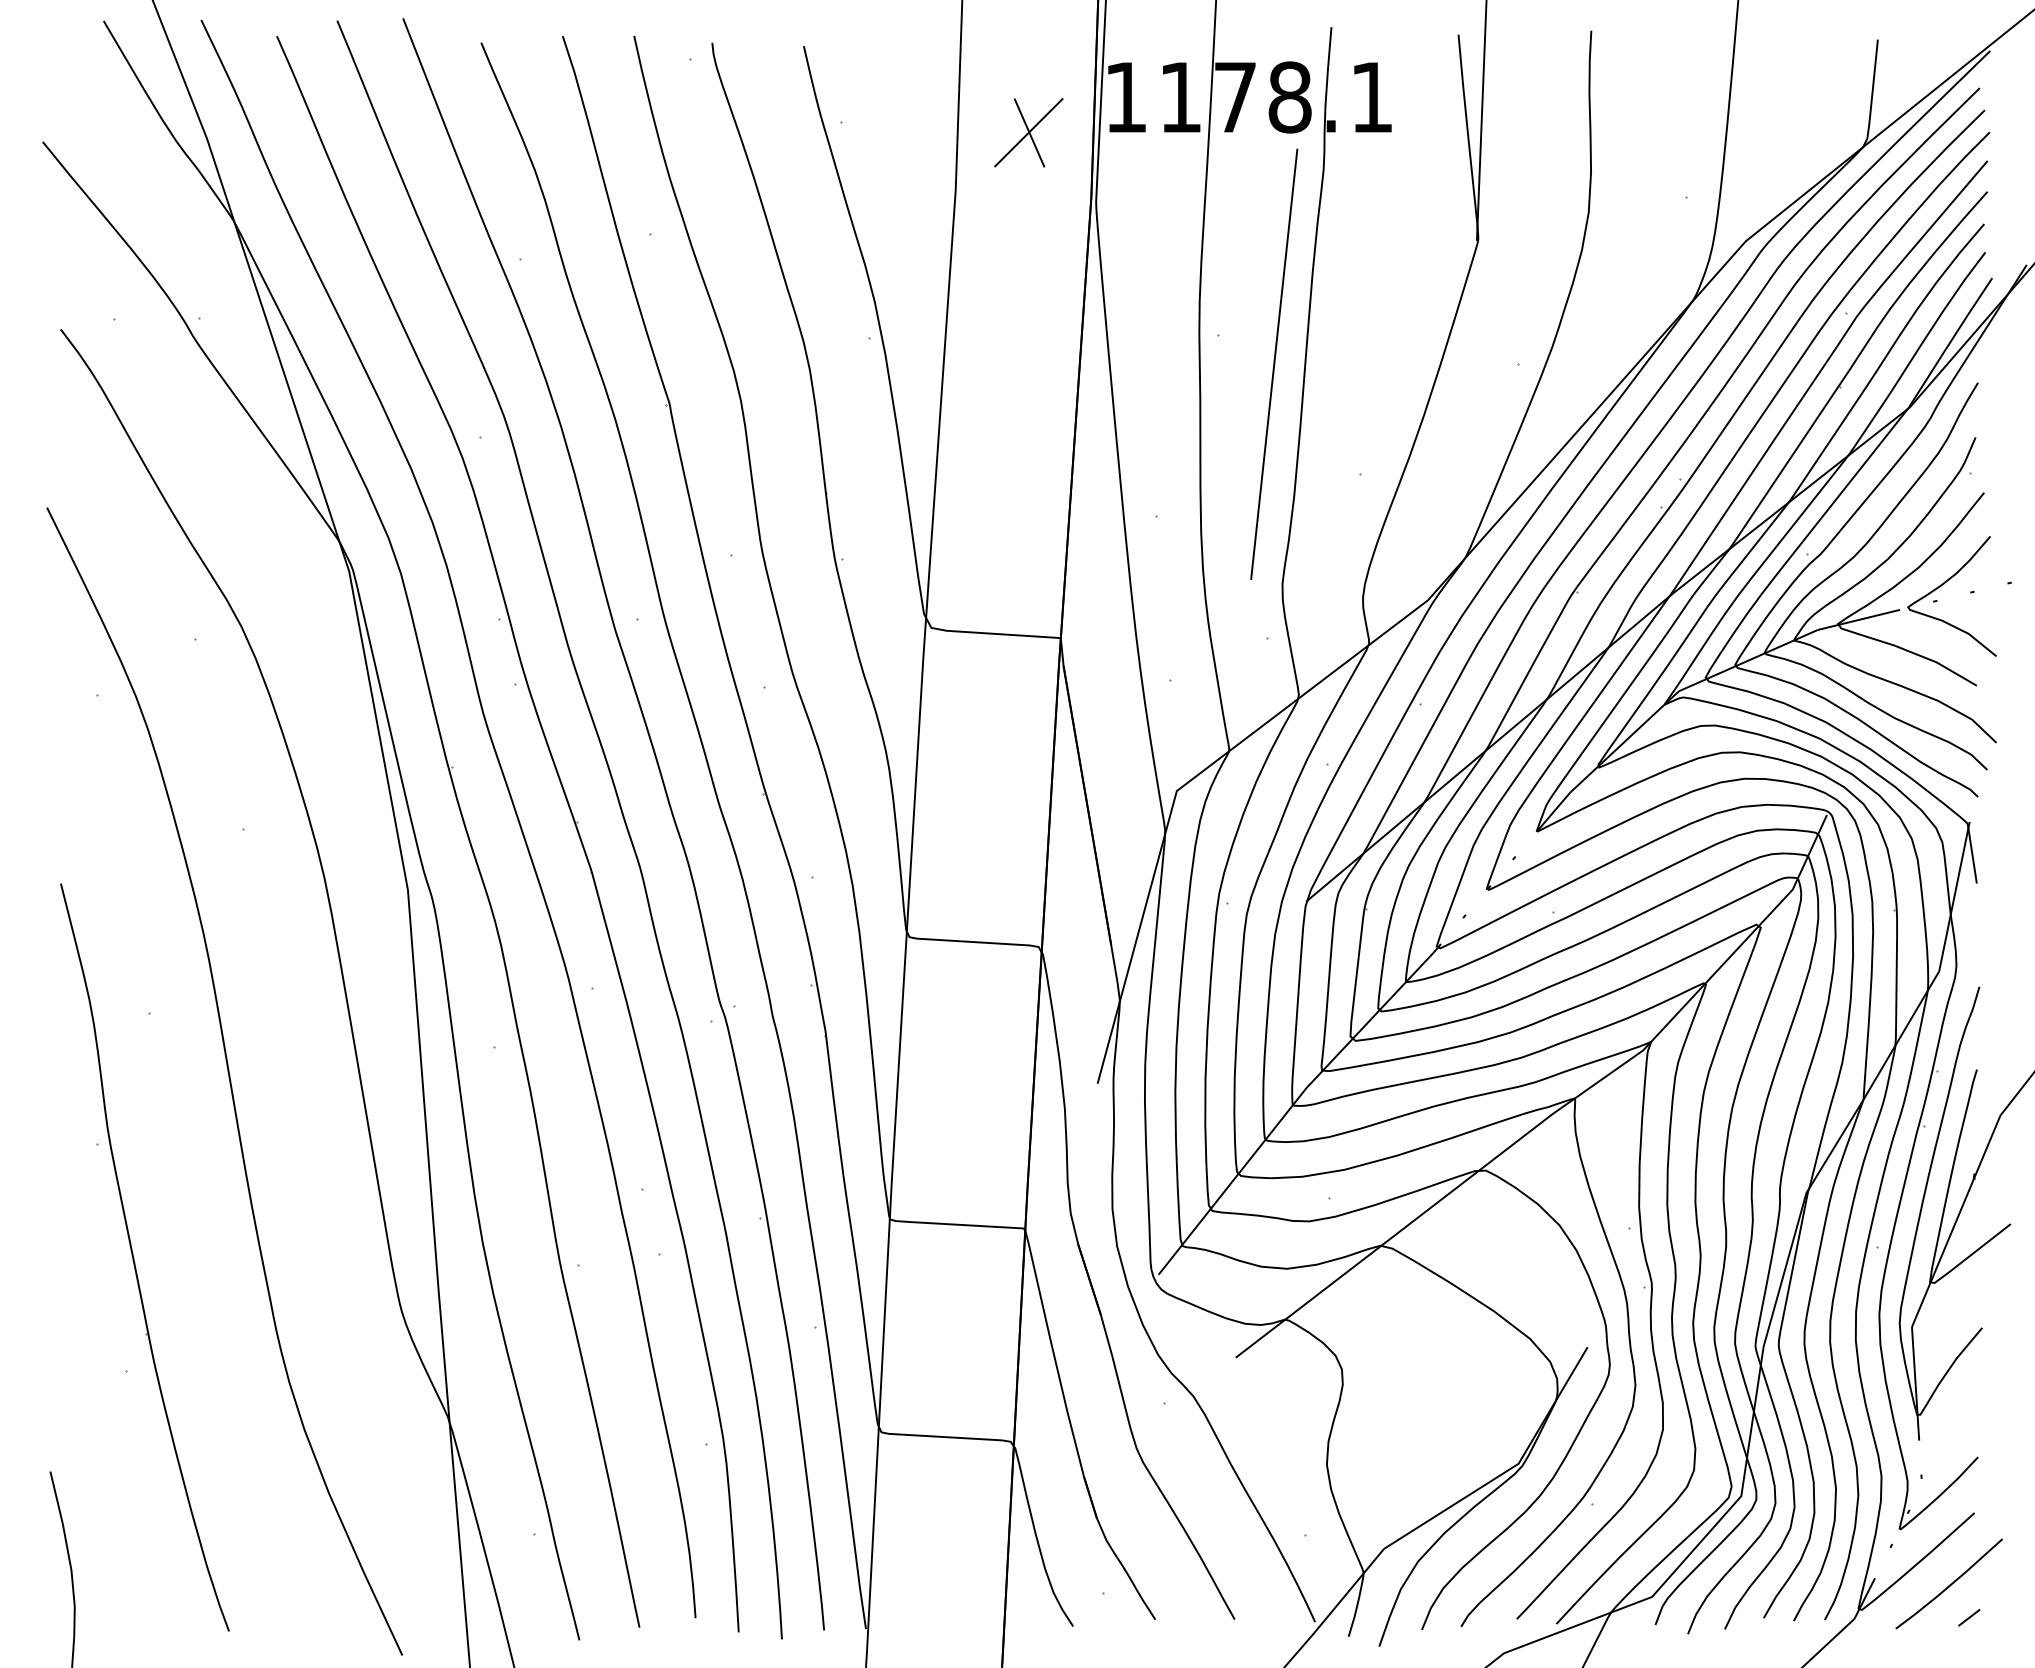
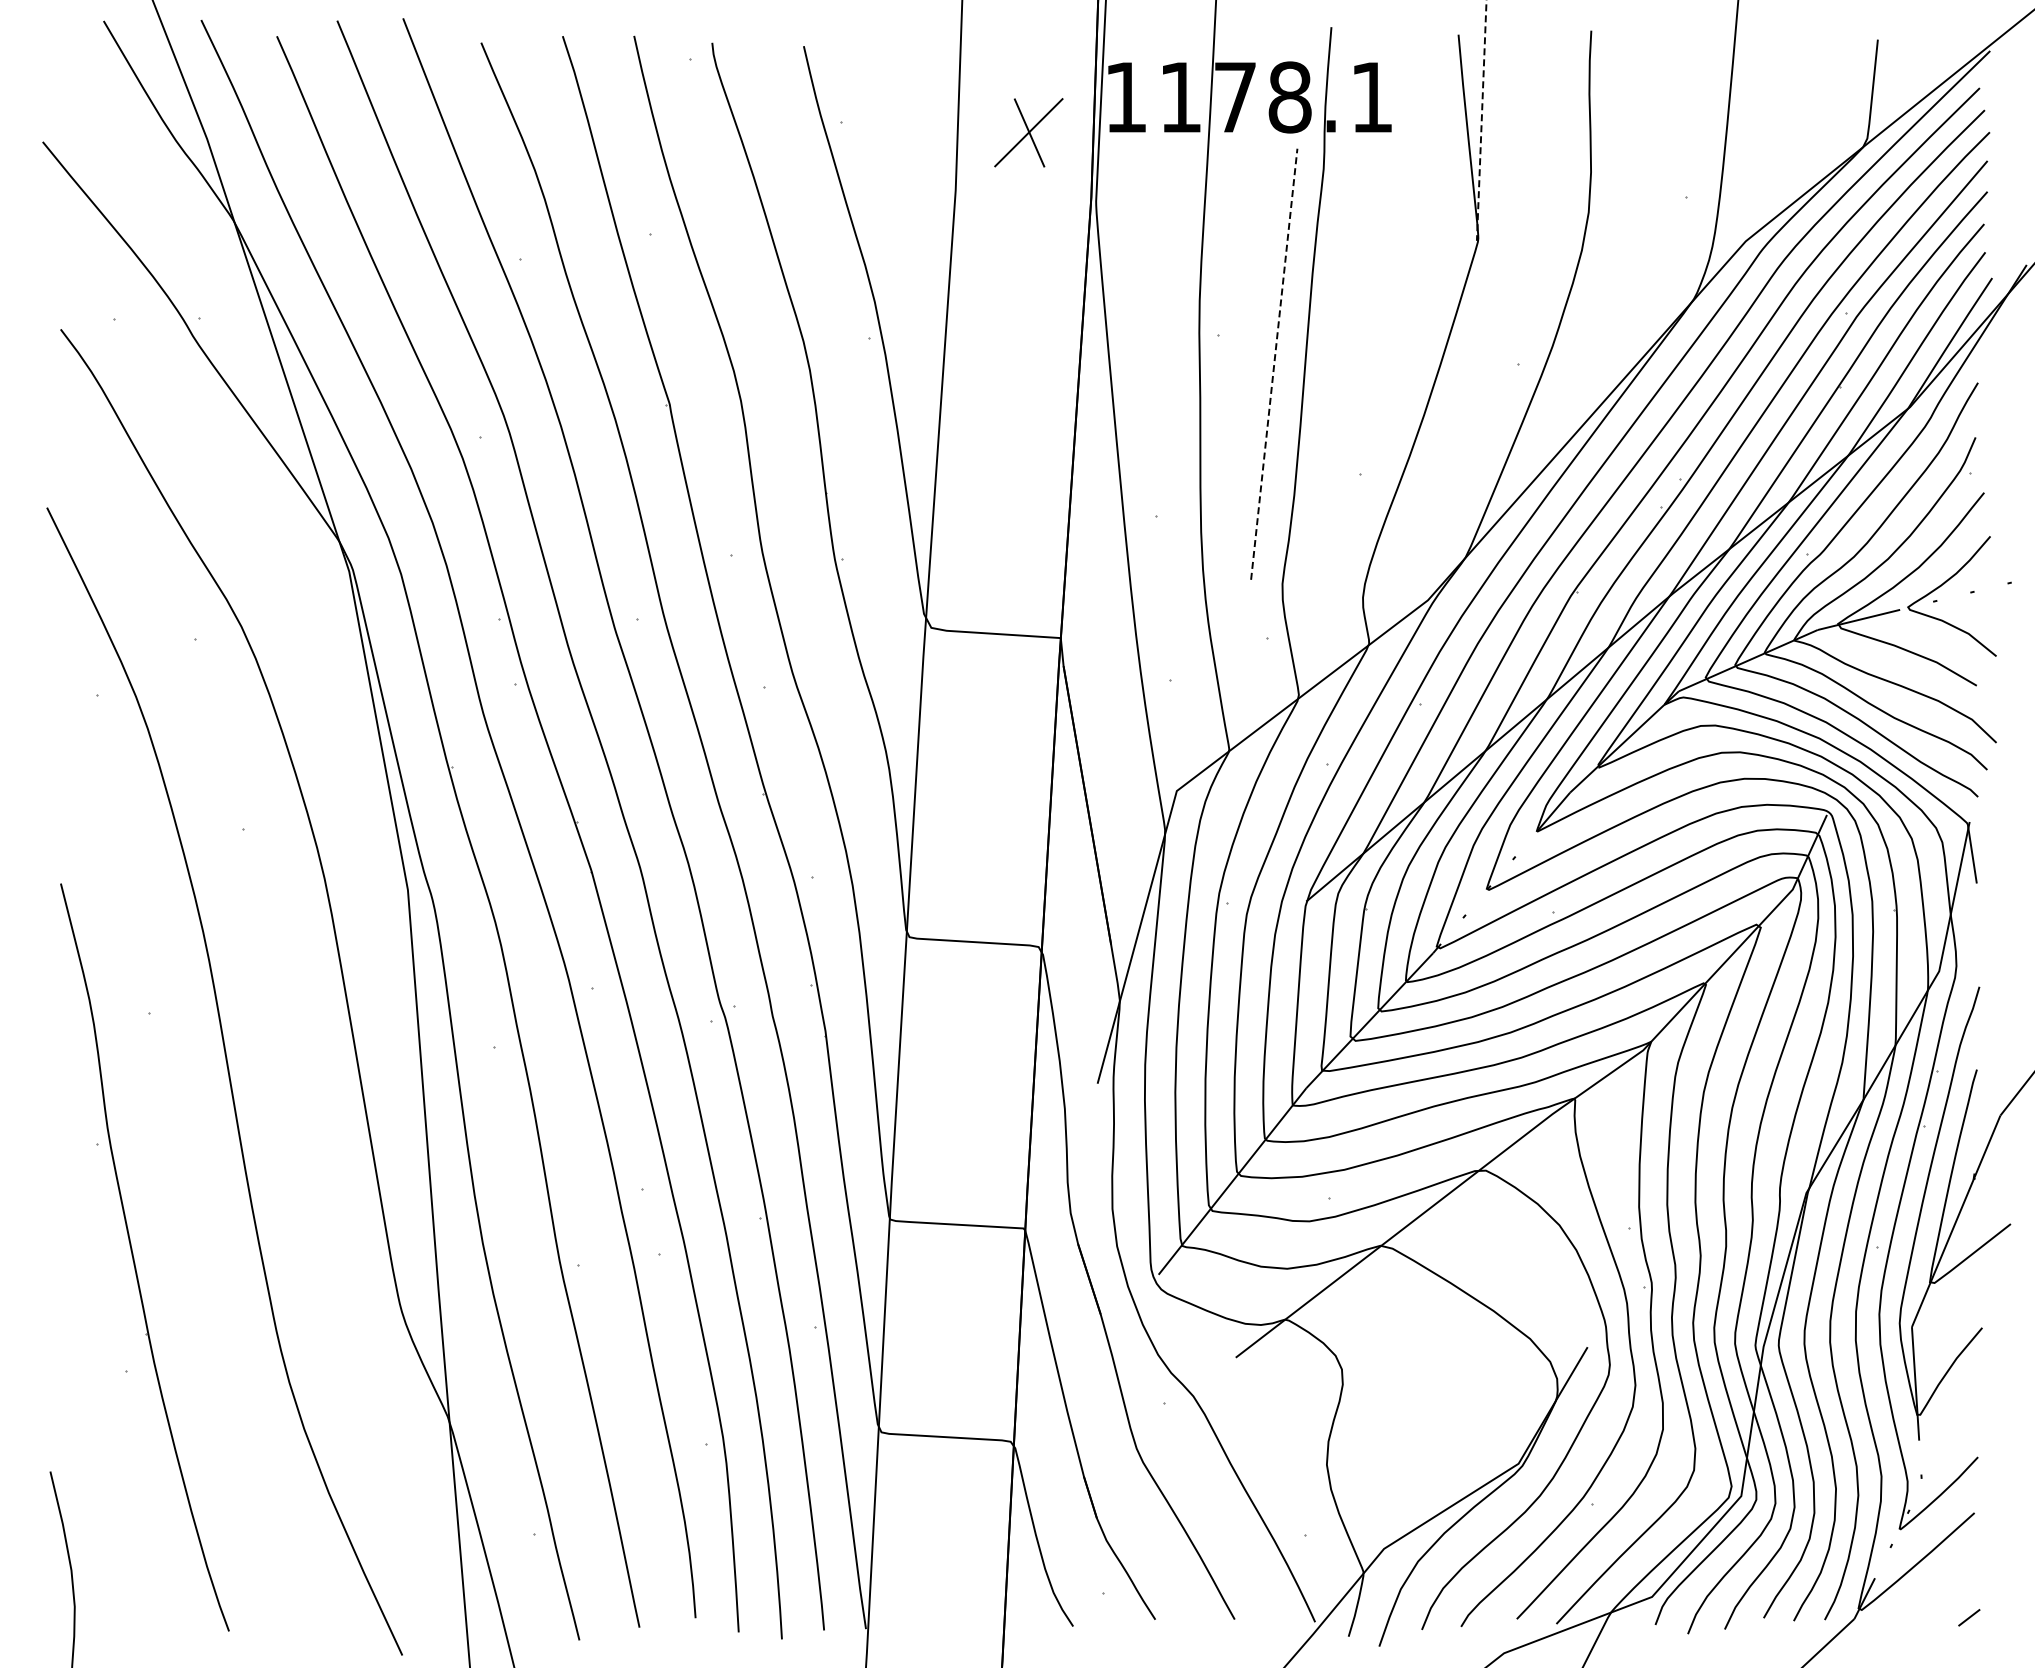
line: solid -> dashed (1481, 121)
line: solid -> dashed (1274, 364)
line: present -> none (1949, 1584)
